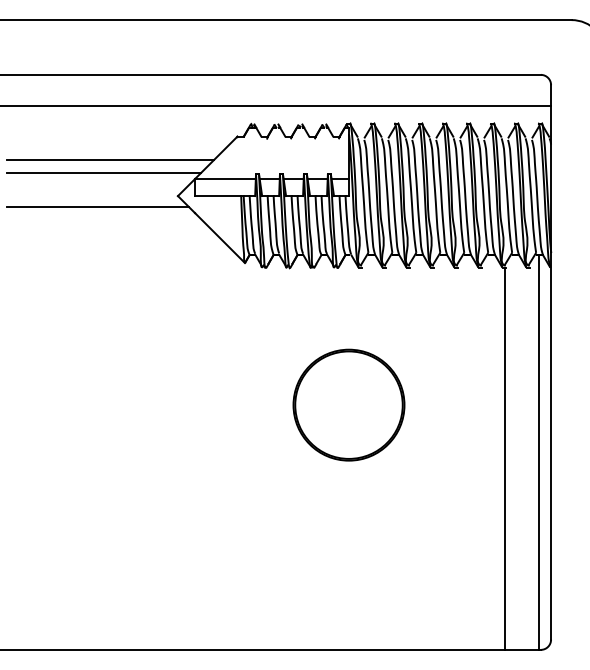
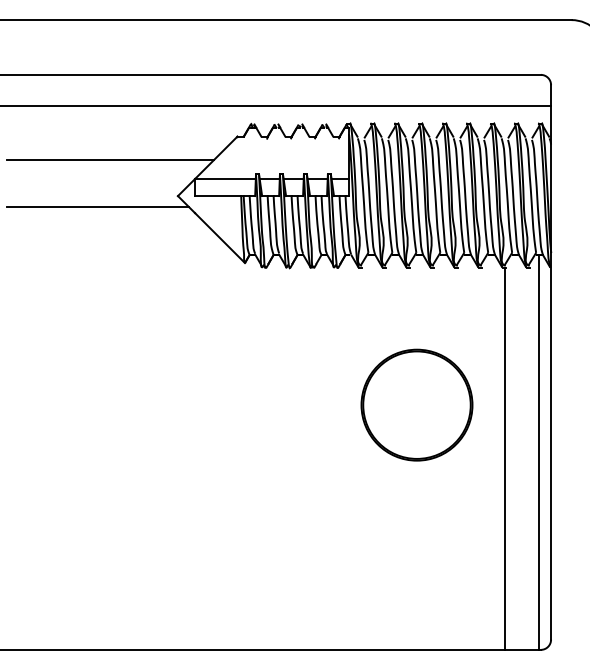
line: present -> none (103, 172)
part position: (348, 404) -> (416, 404) (416, 404)
